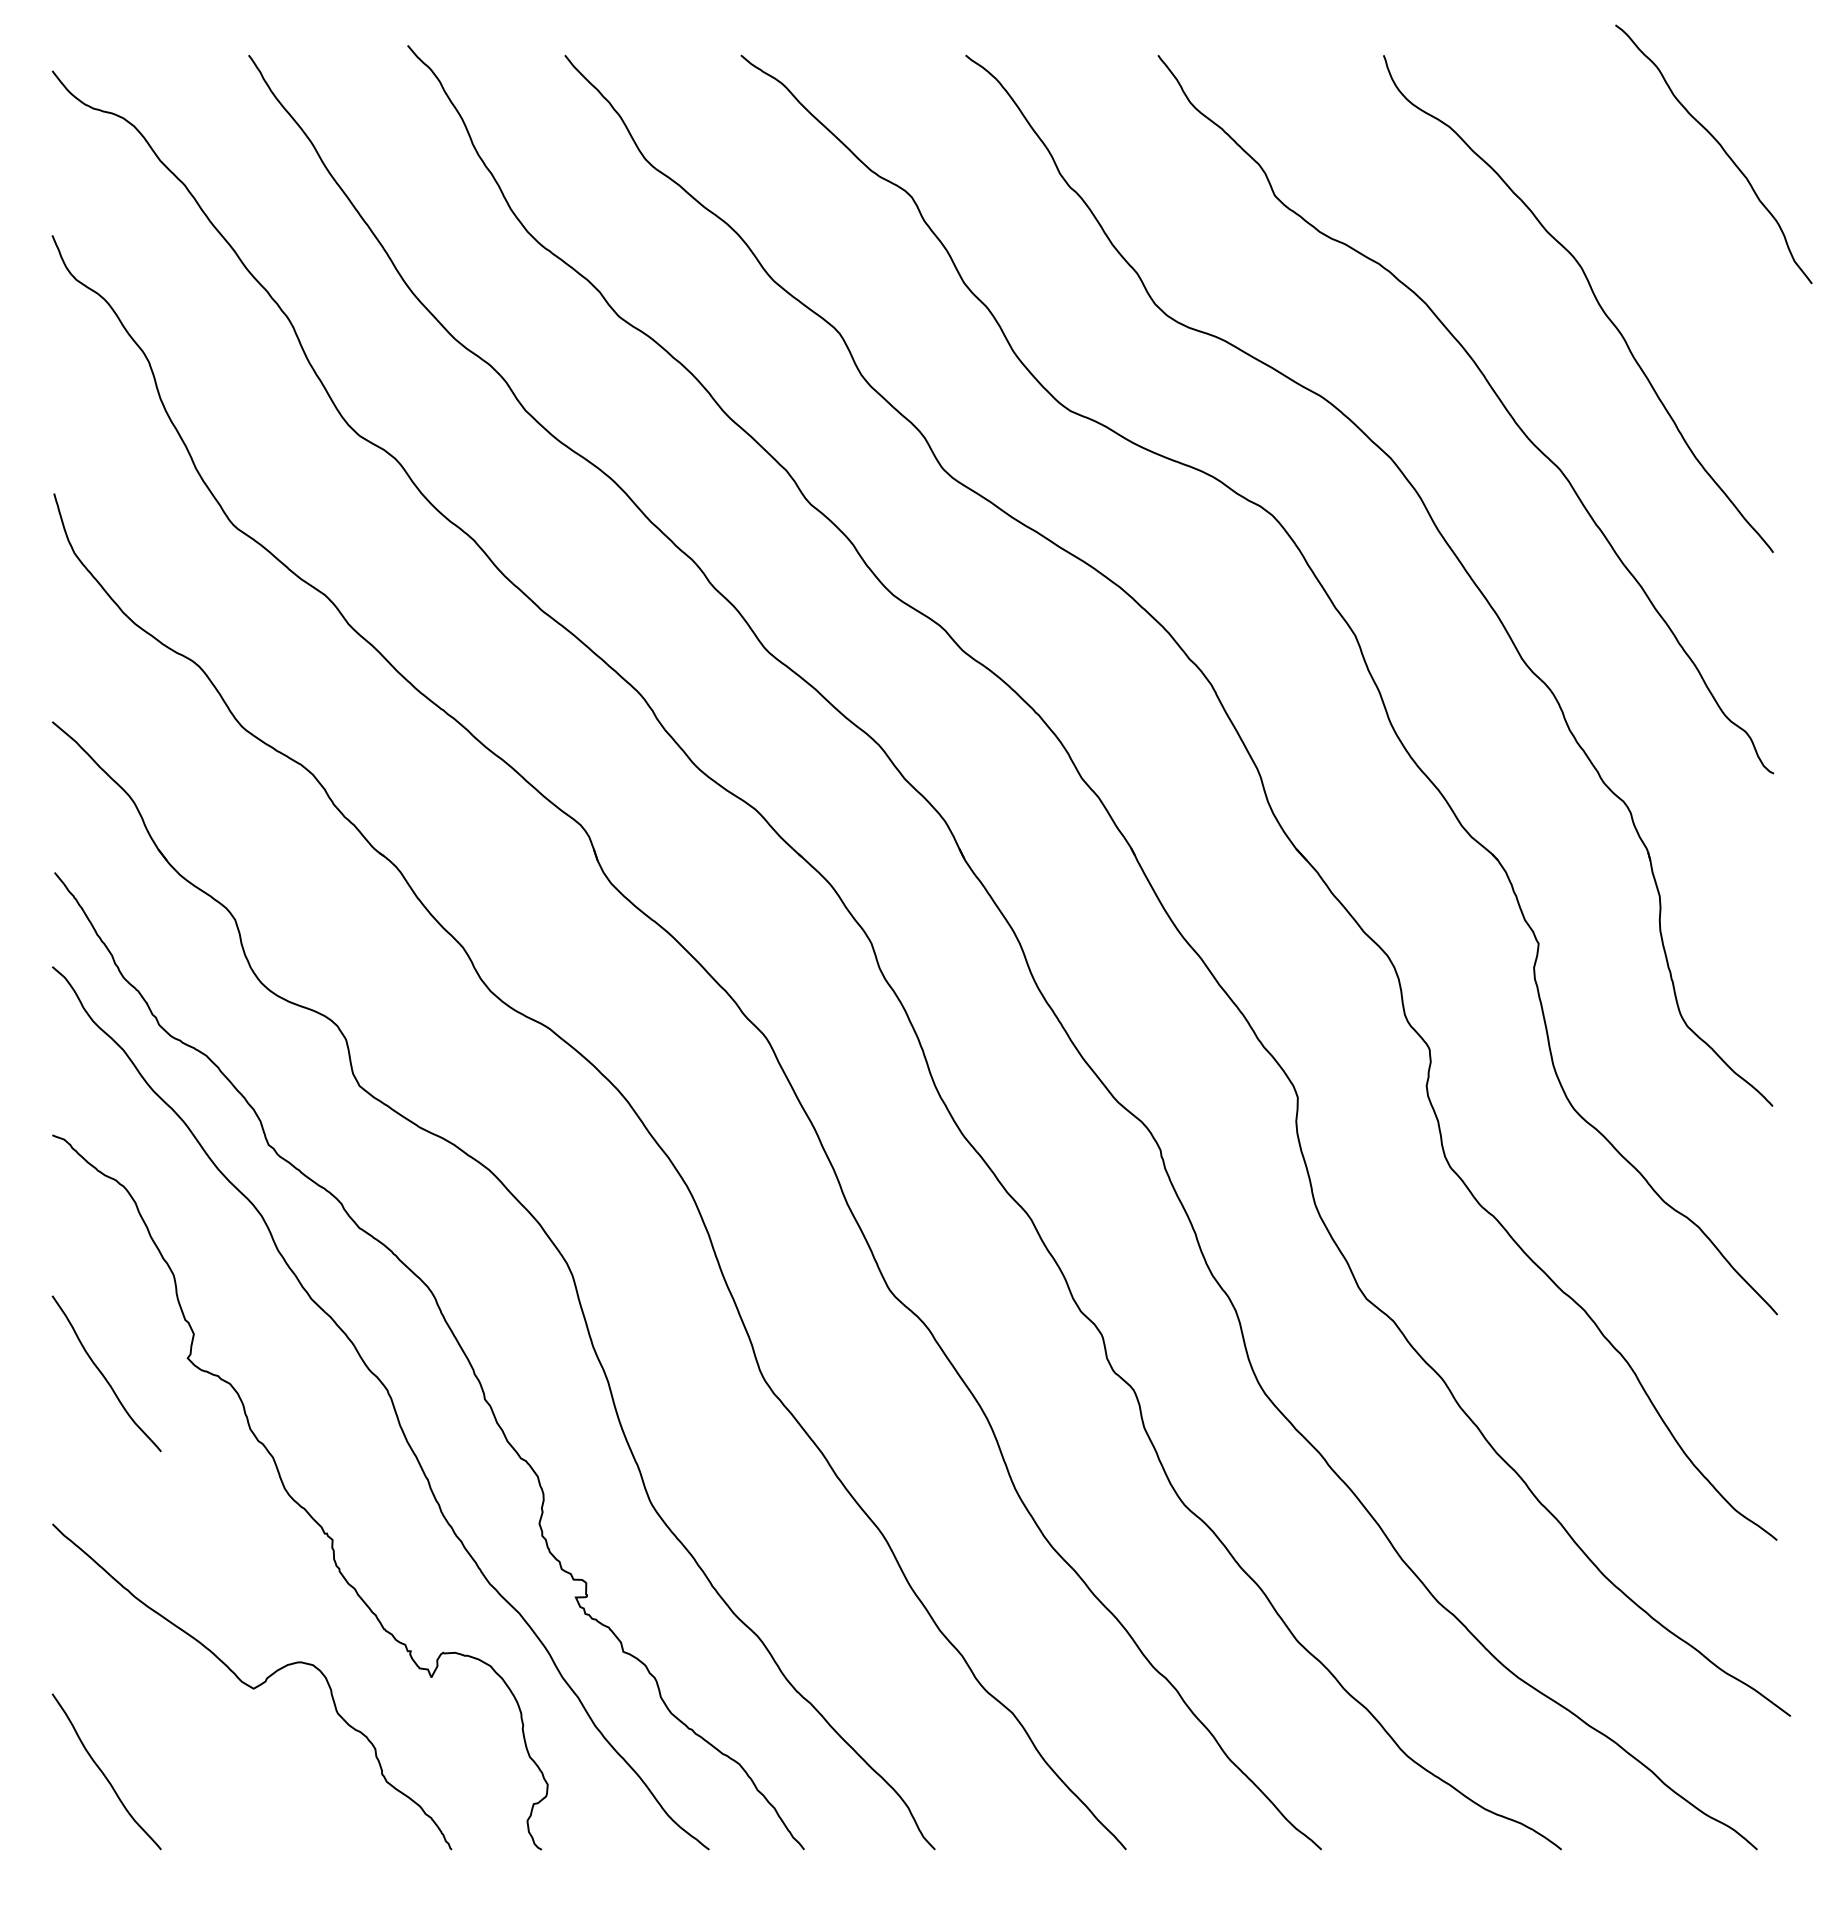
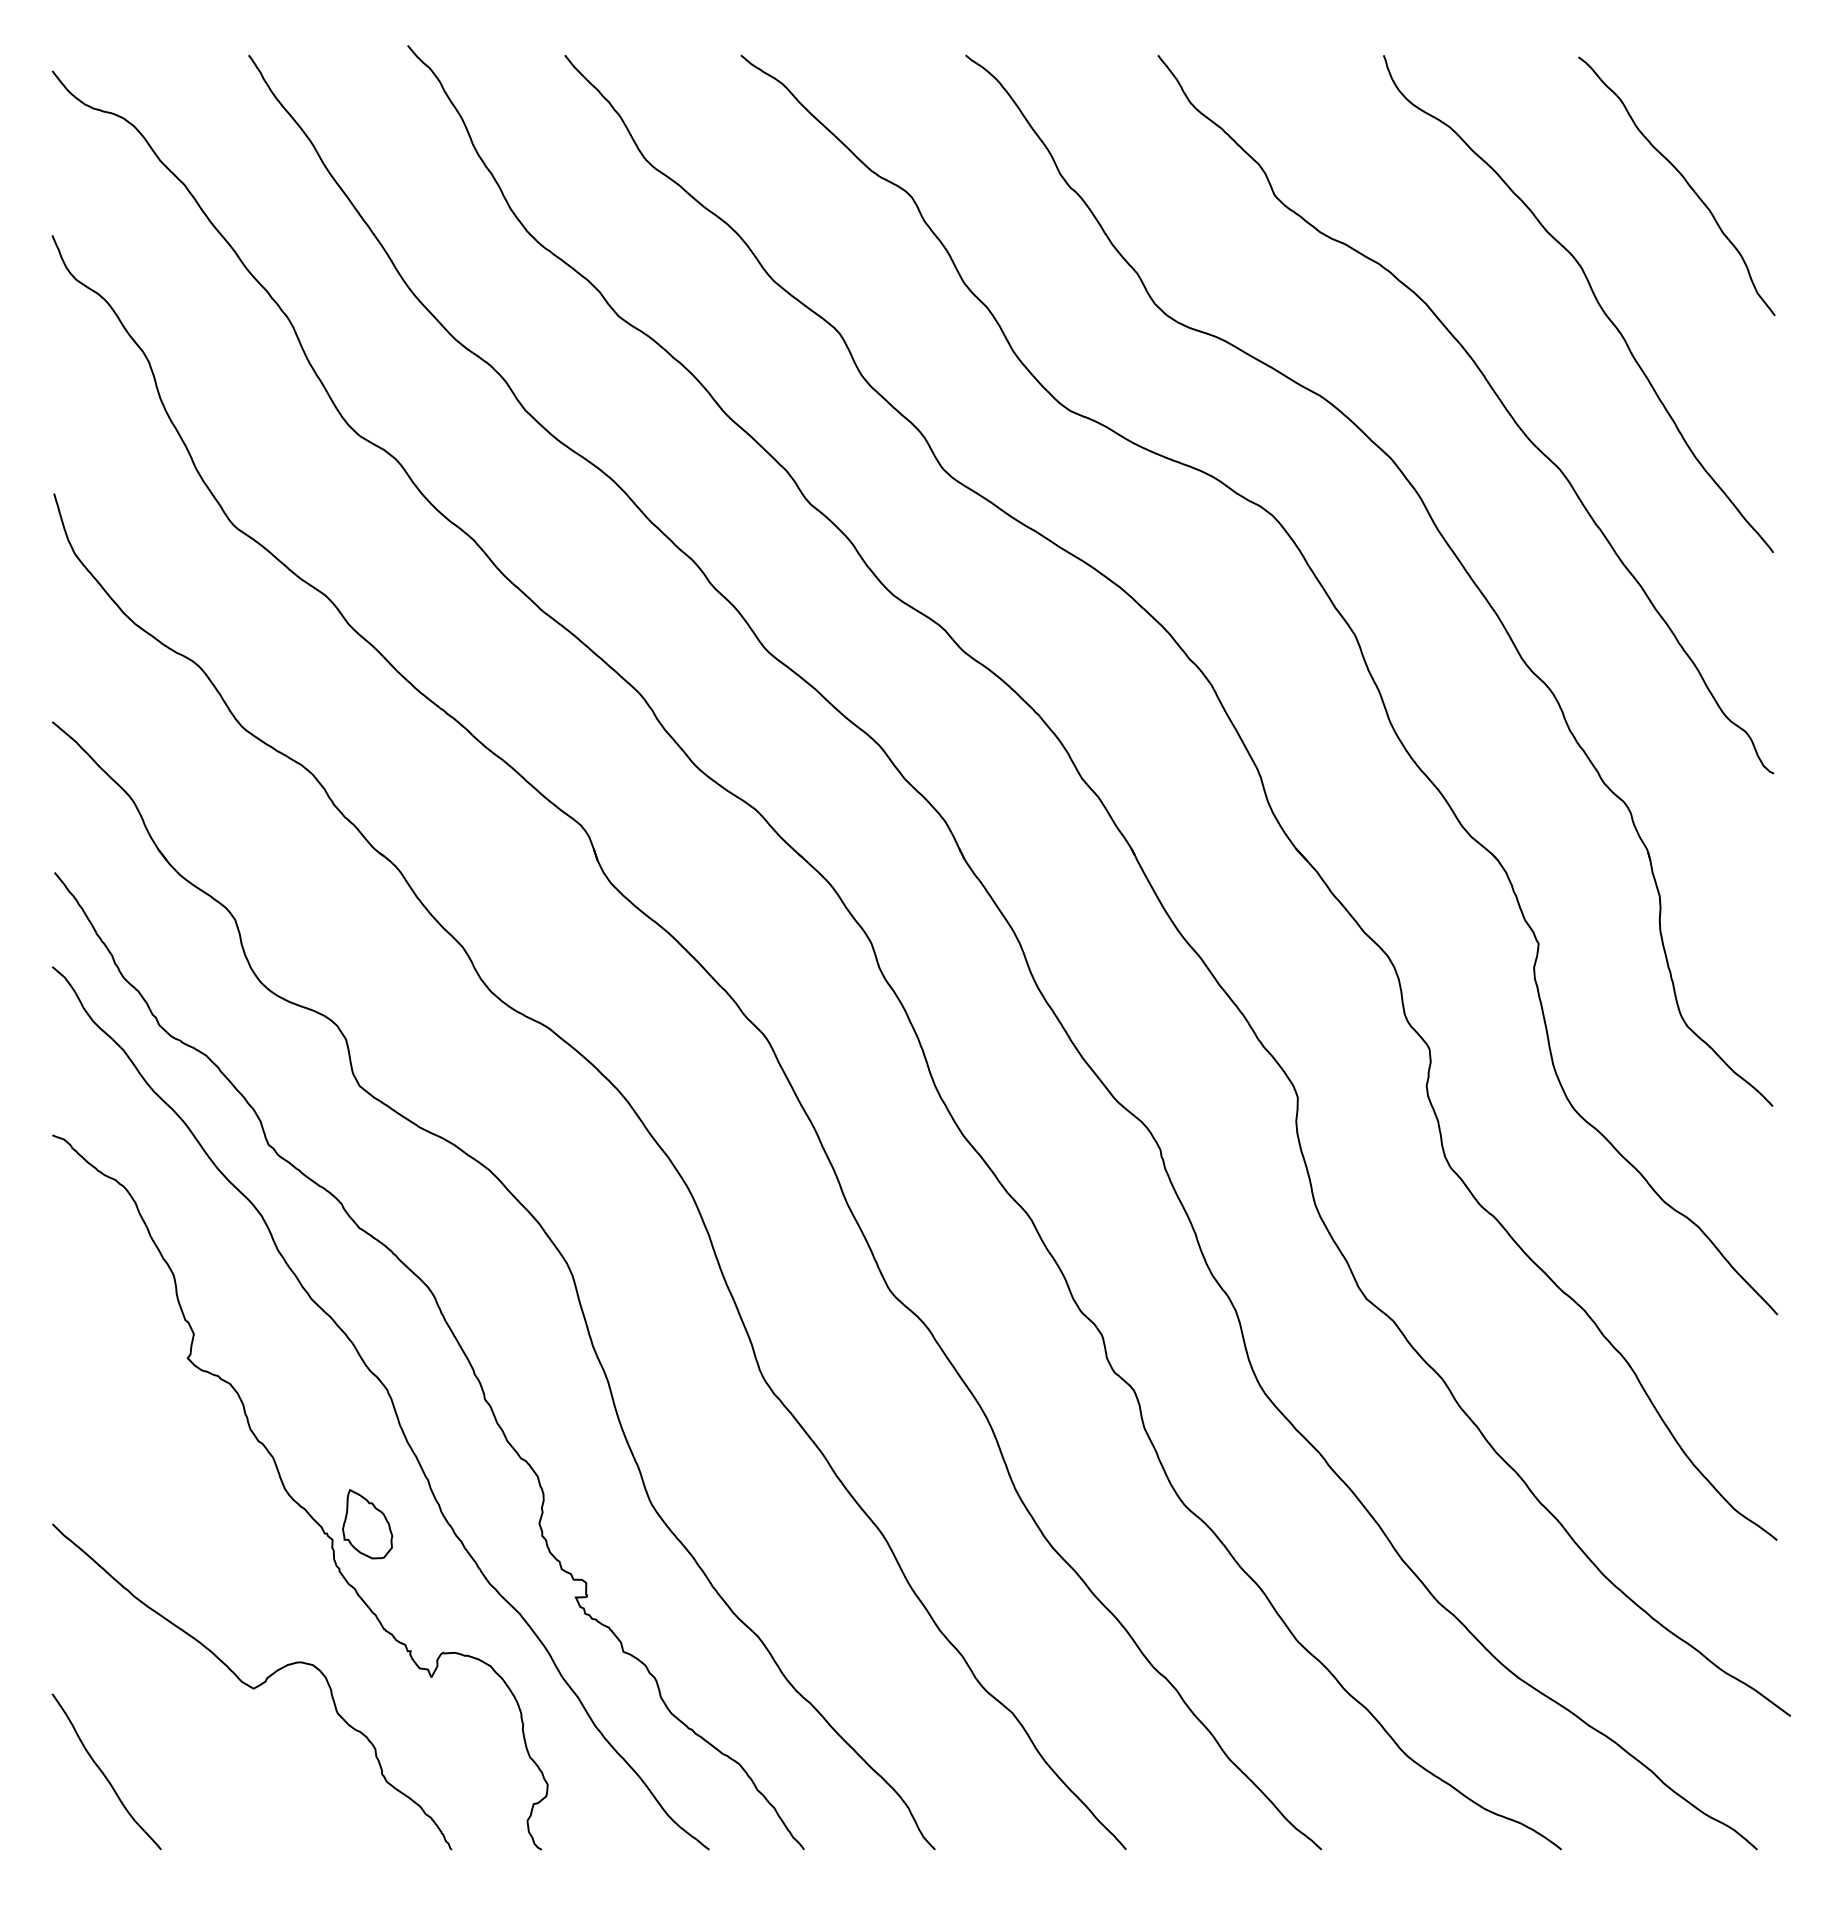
curve position: (1721, 148) -> (1684, 180) (1684, 180)
curve: present -> none (104, 1375)
part: none -> present (367, 1524)
